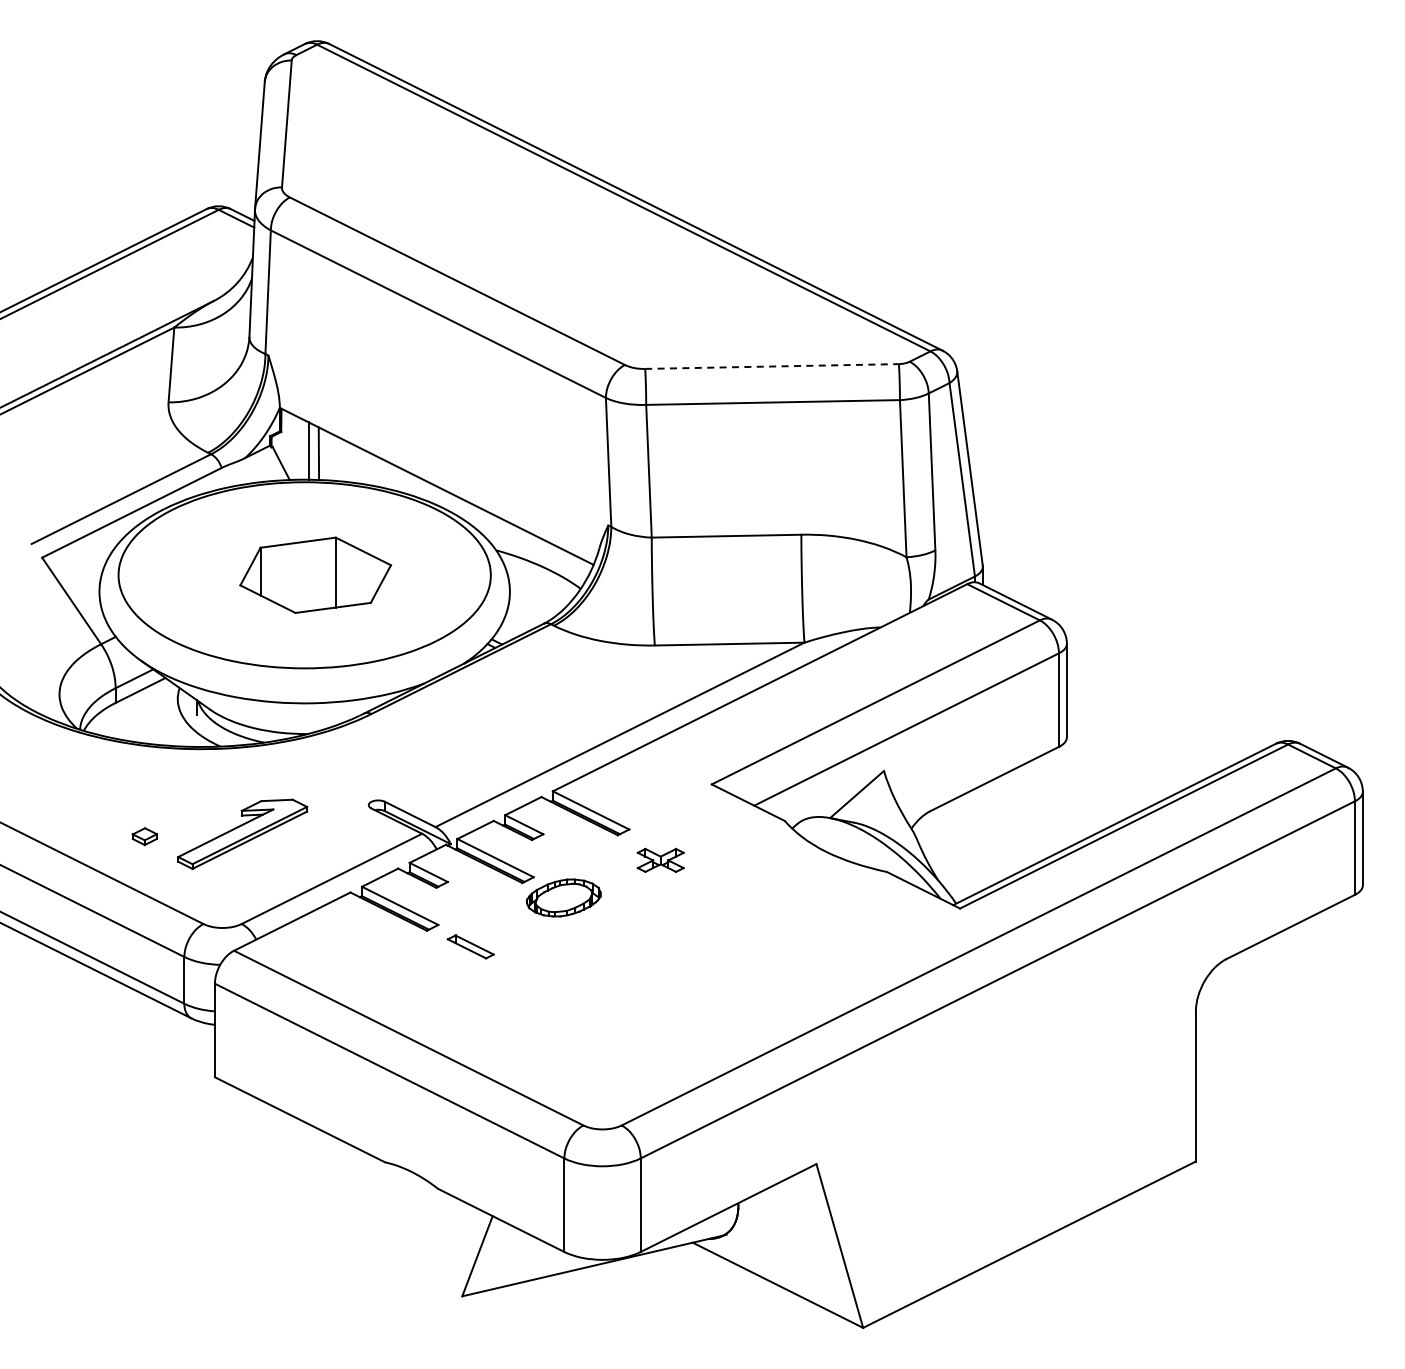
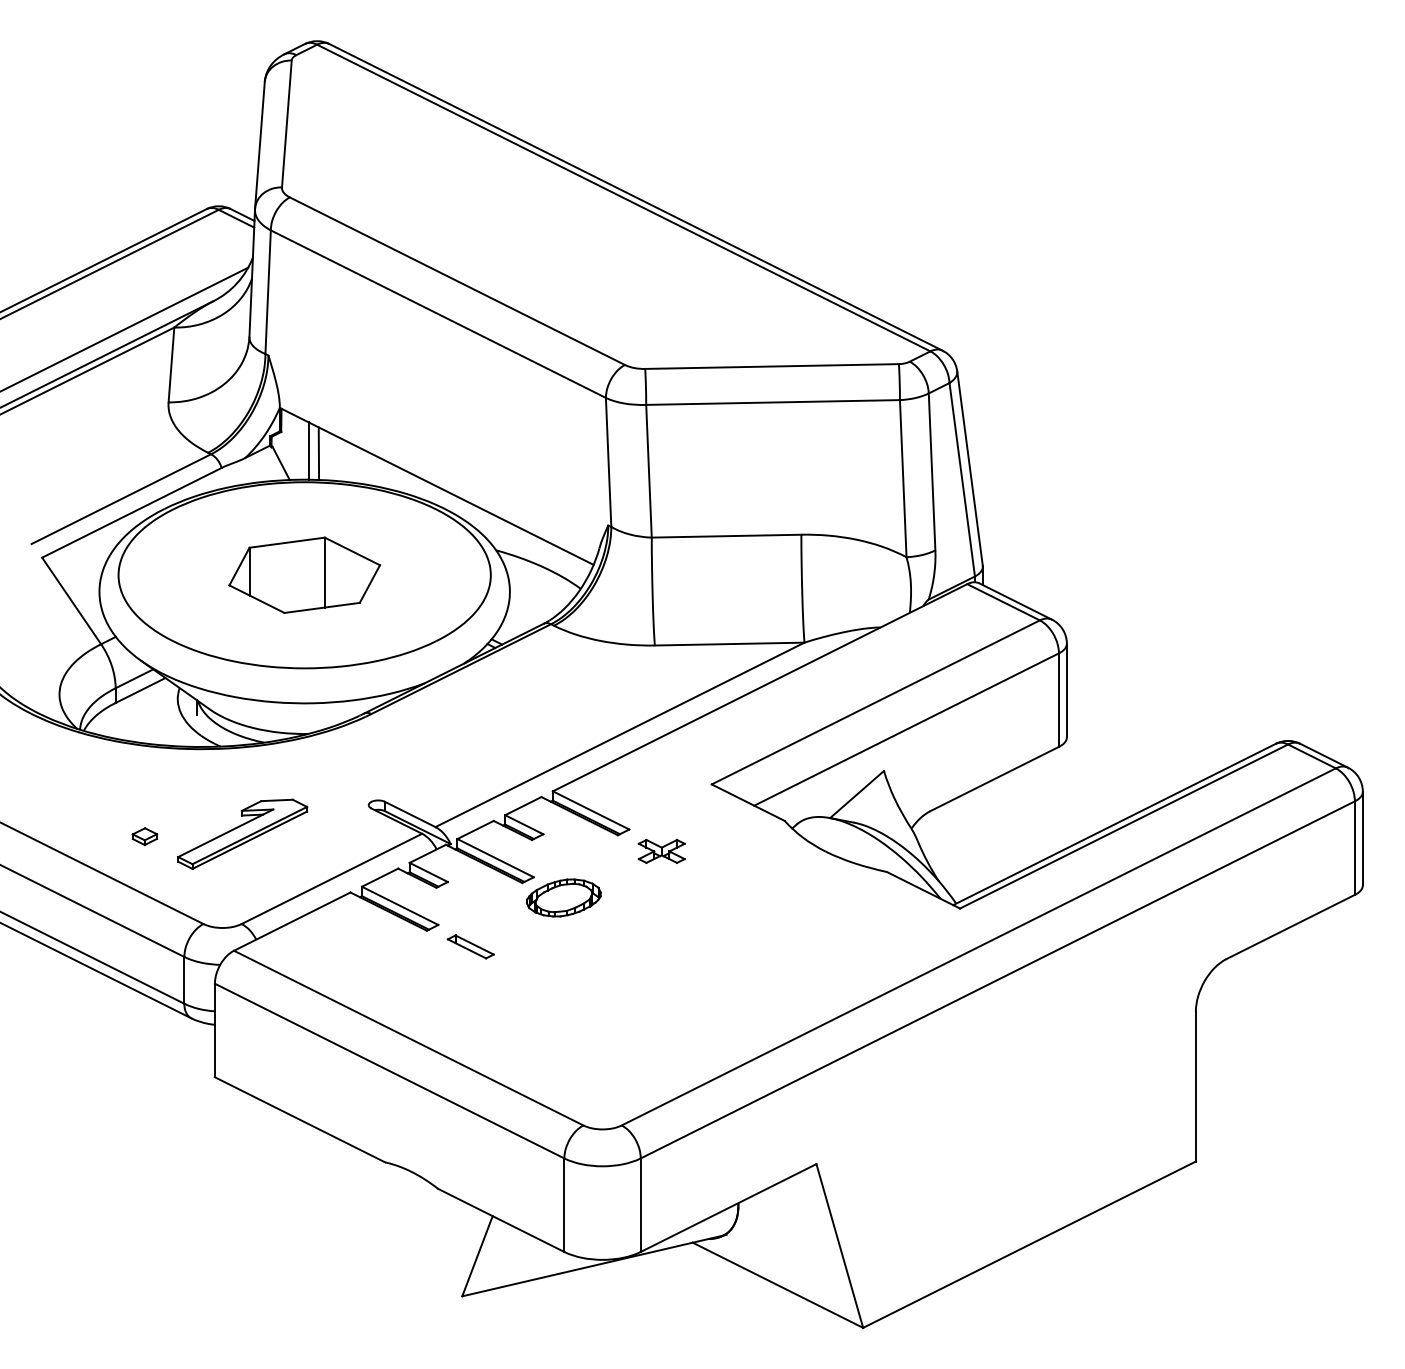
line: none -> present (125, 328)
line: dashed -> solid (772, 366)
part position: (315, 574) -> (304, 574) (304, 574)
part position: (660, 859) -> (661, 850) (661, 850)
